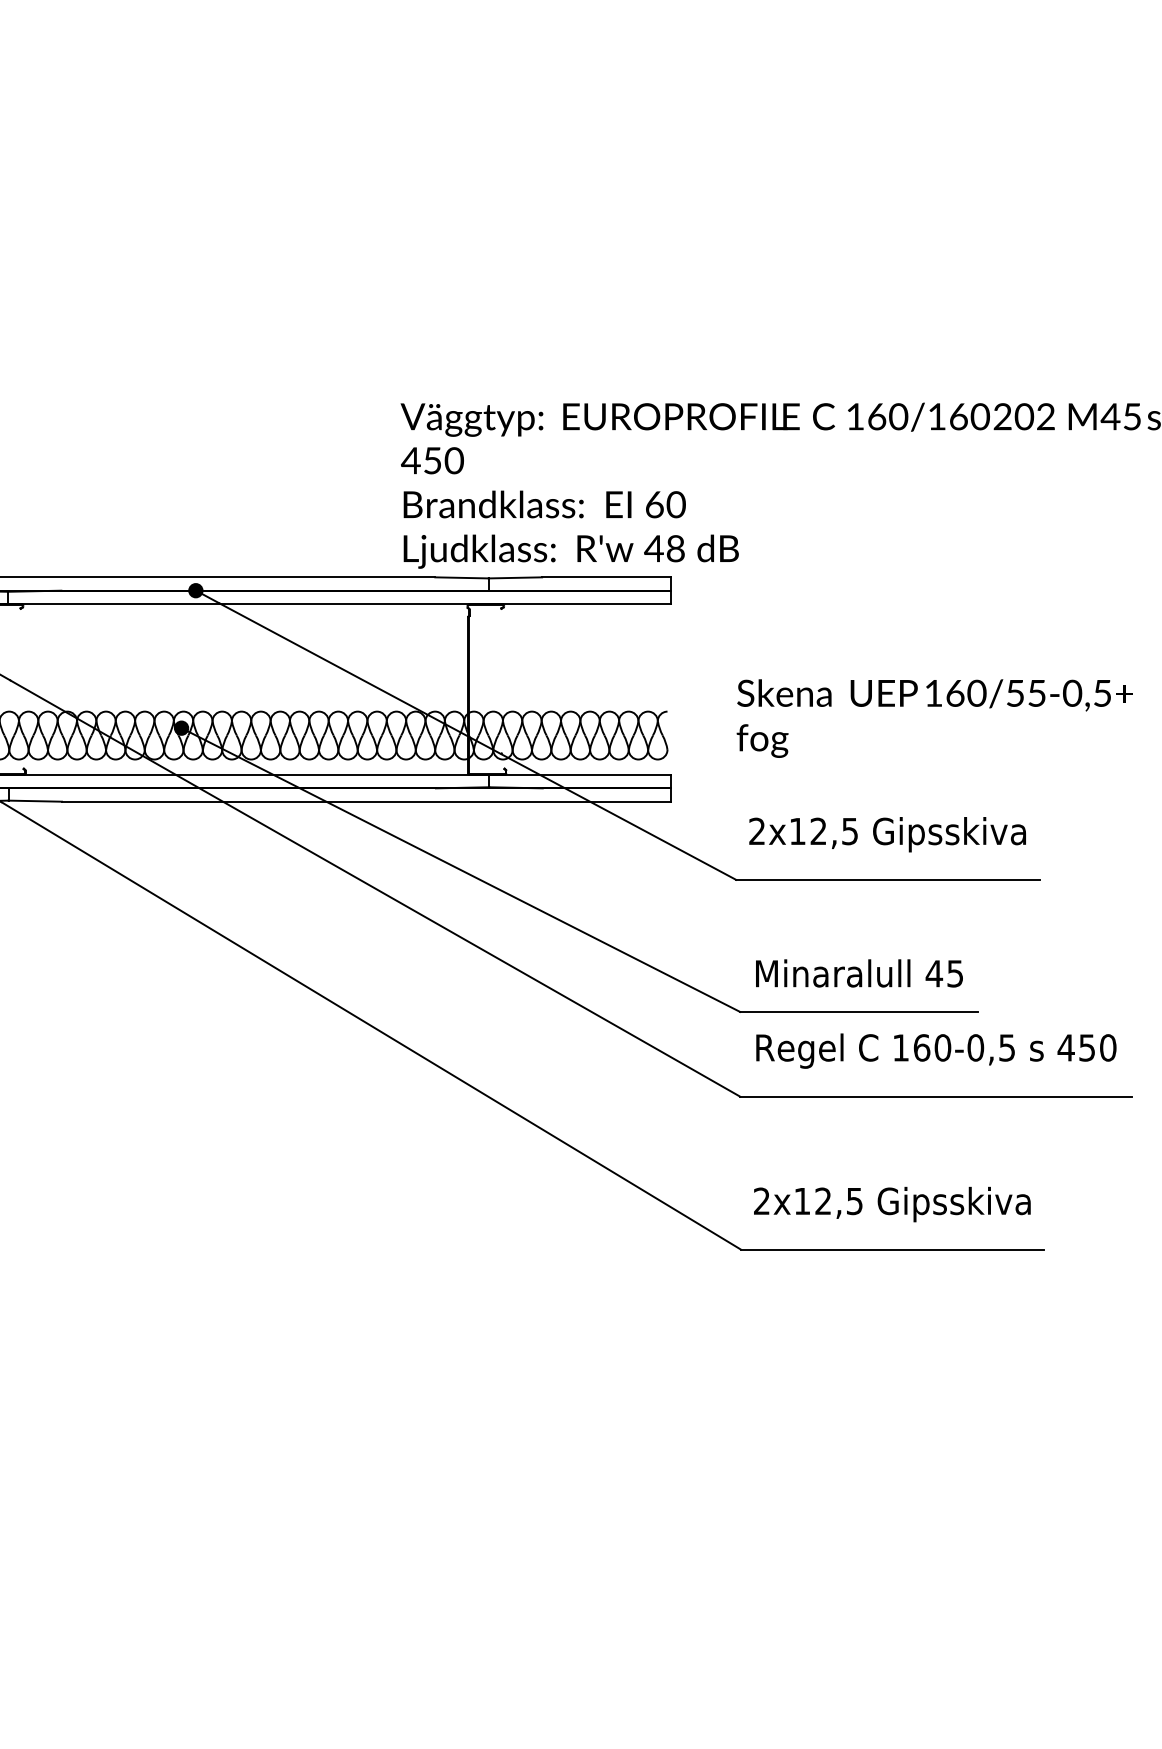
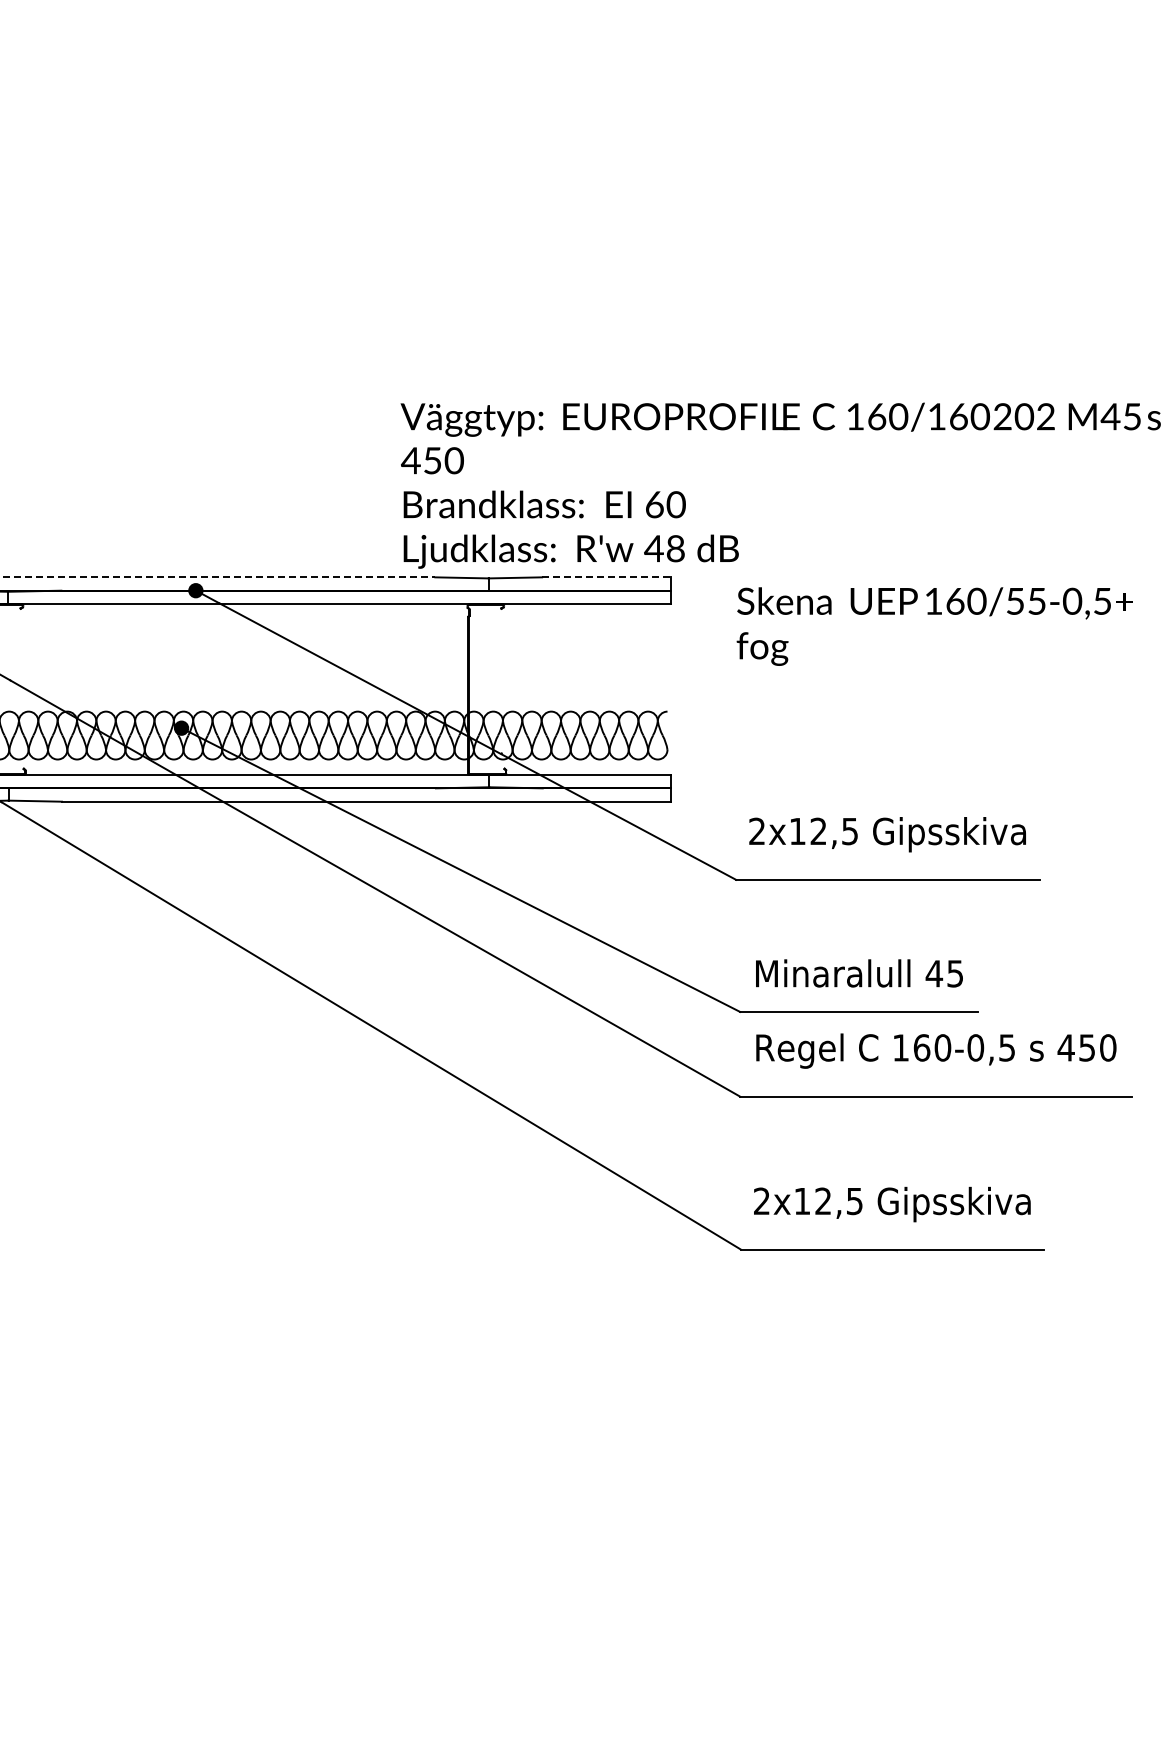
line: solid -> dashed (218, 577)
line: solid -> dashed (607, 577)
text position: (934, 718) -> (934, 626) (934, 626)
